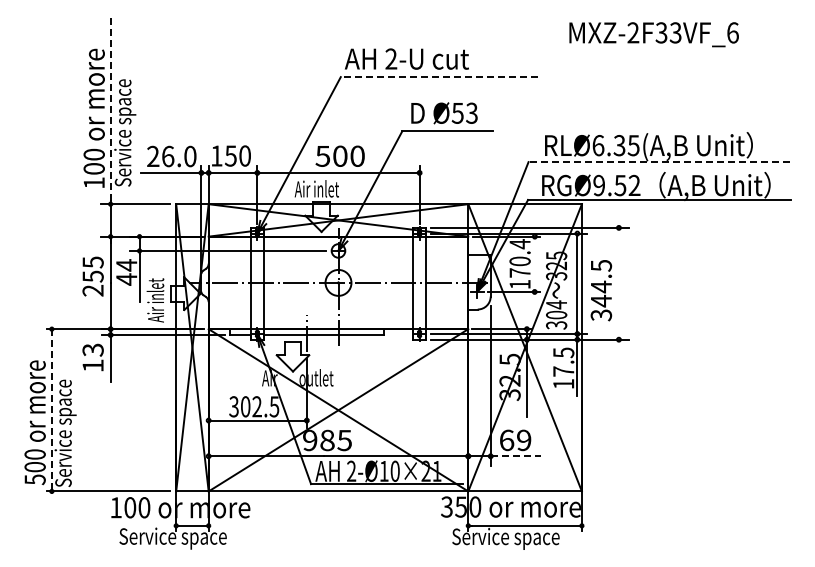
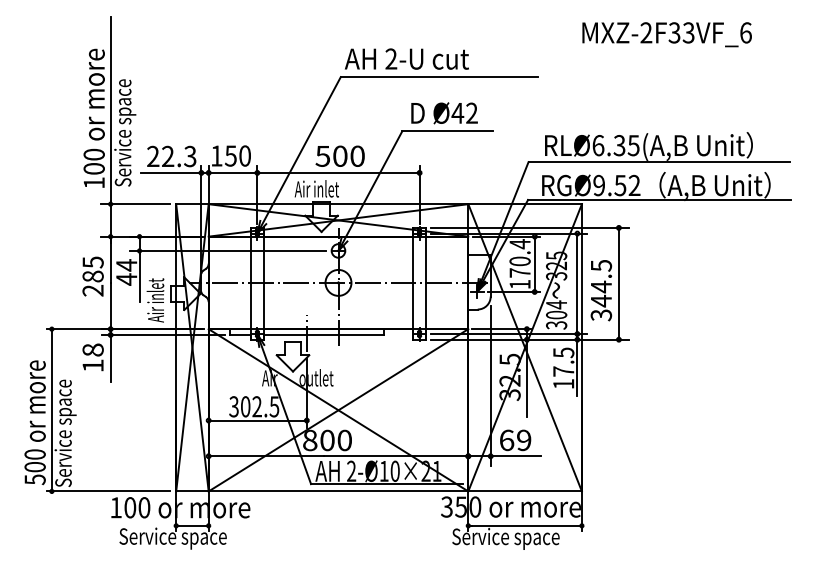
text position: (653, 34) -> (666, 34) (666, 34)
line: dashed -> solid (439, 77)
line: dashed -> solid (110, 108)
text: Ø53 -> Ø42 (464, 113)
text: 26.0 -> 22.3 (179, 156)
line: dashed -> solid (659, 162)
line: none -> present (534, 263)
text: 255 -> 285 (92, 276)
line: none -> present (618, 283)
text: 13 -> 18 (92, 349)
line: dashed -> solid (51, 410)
text: 985 -> 800 (327, 440)
line: dashed -> solid (516, 456)
